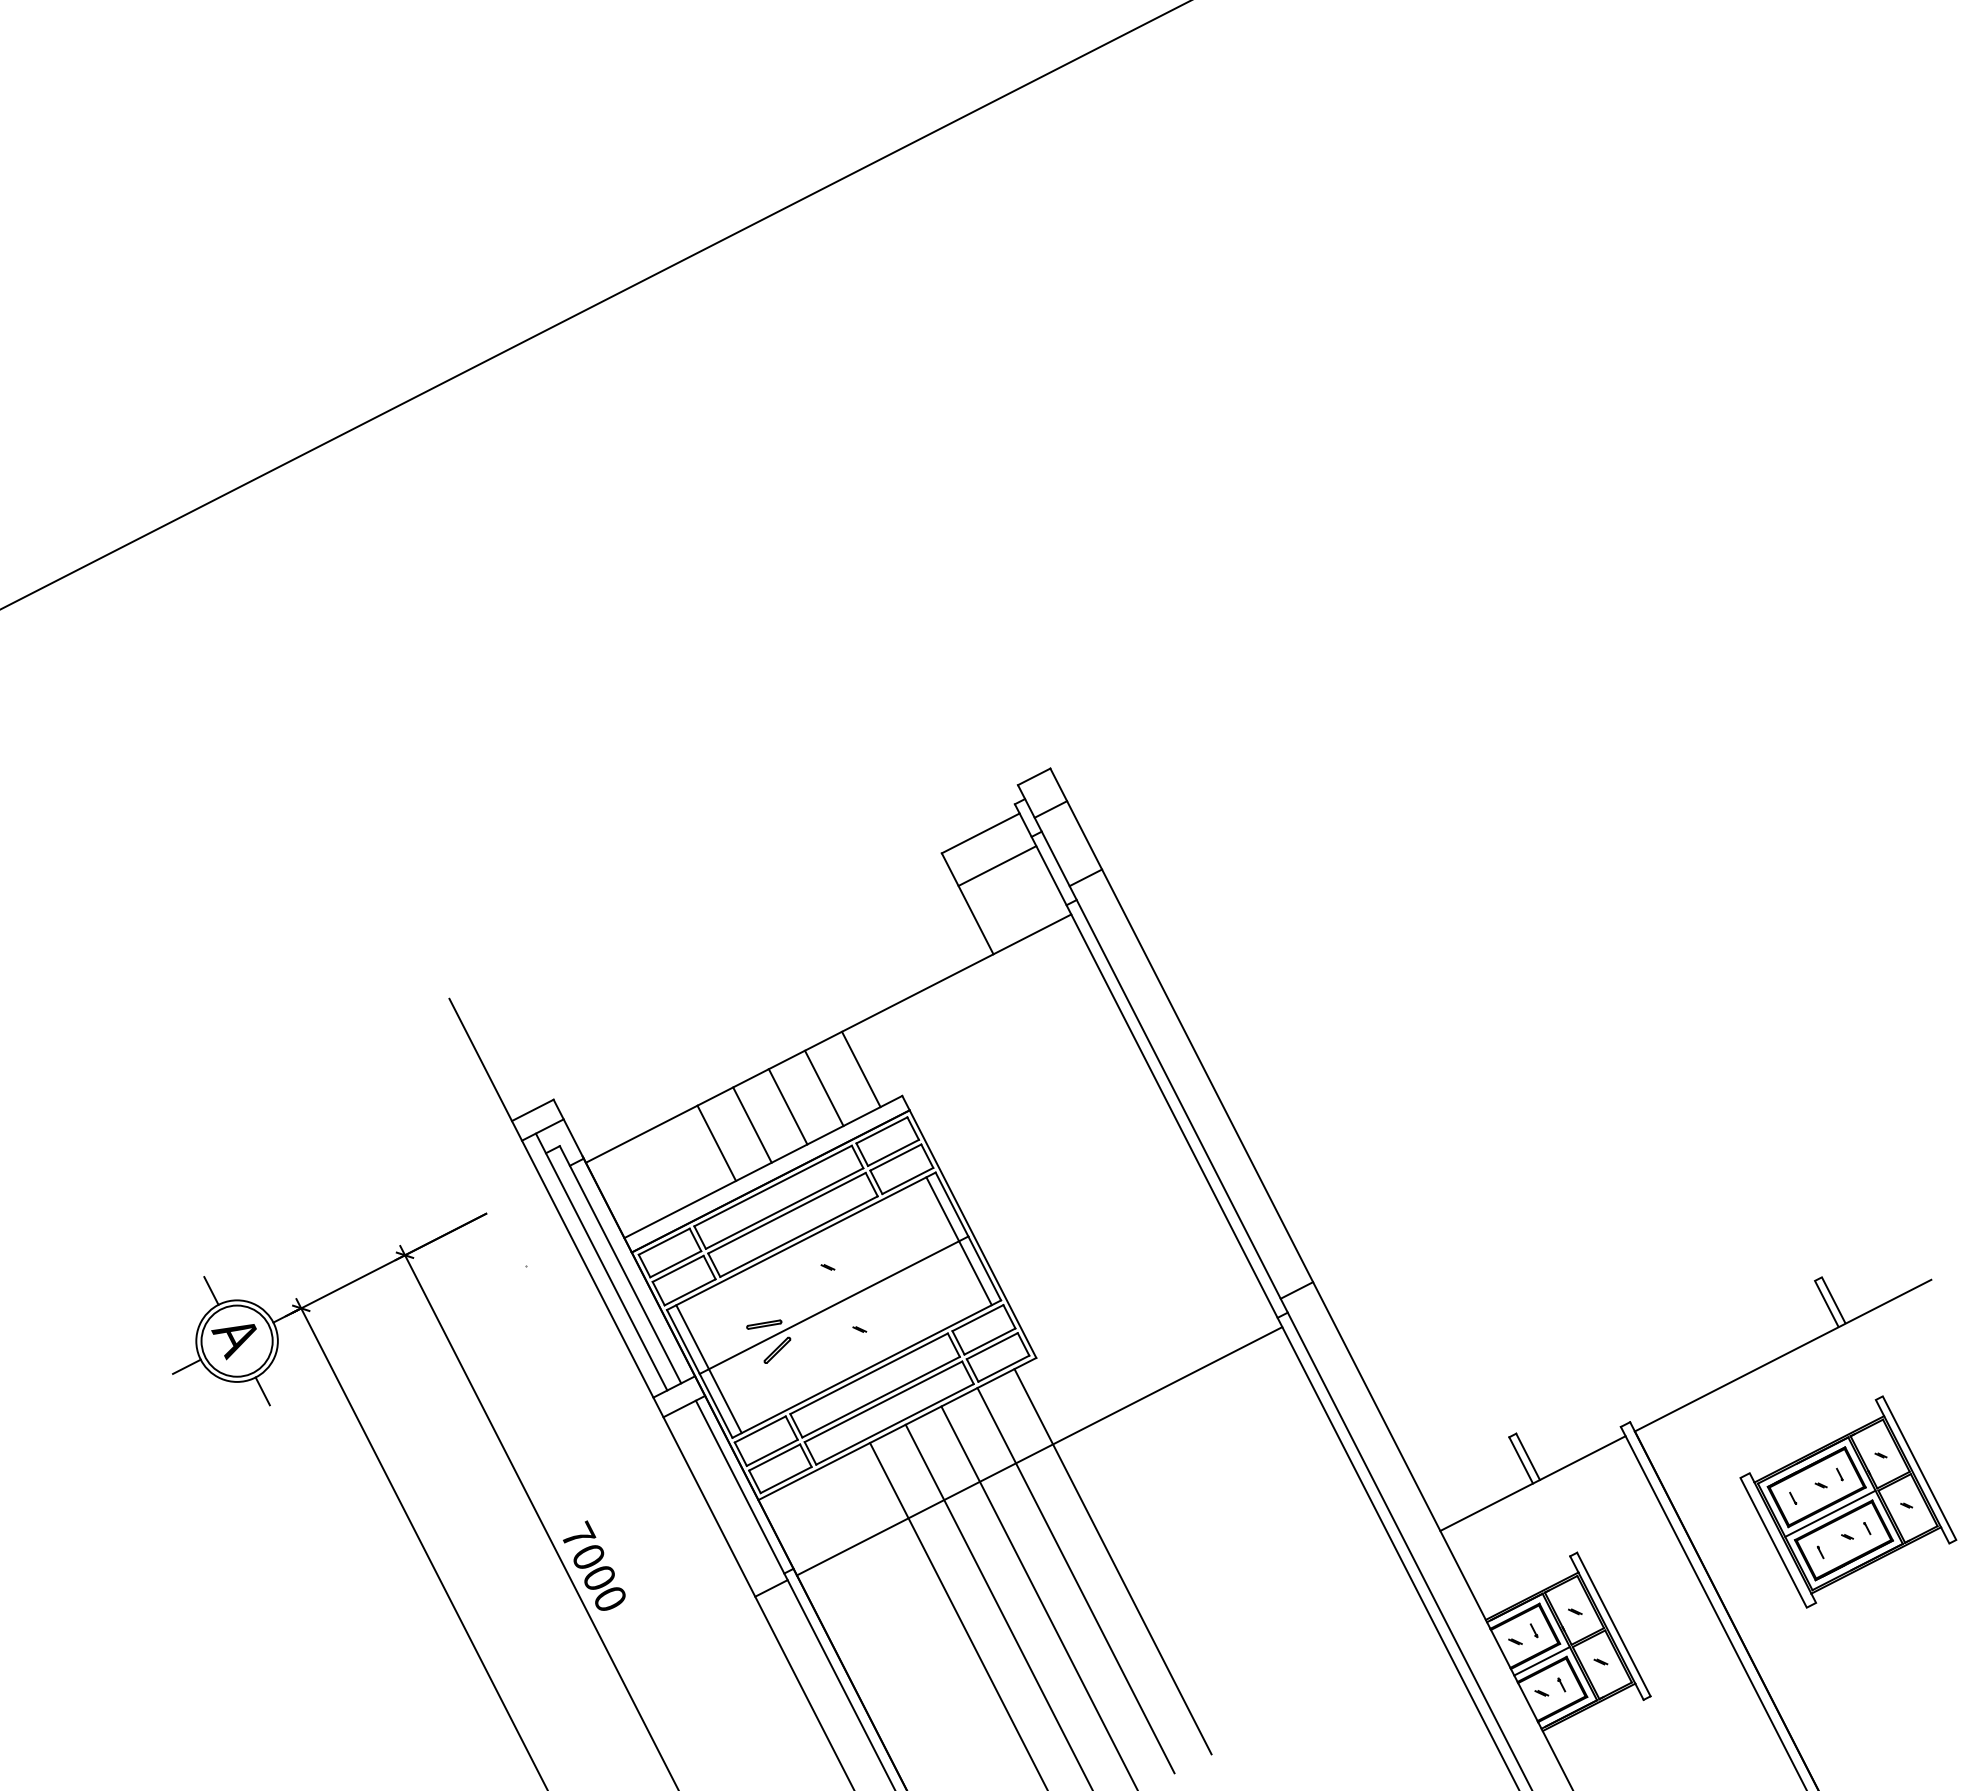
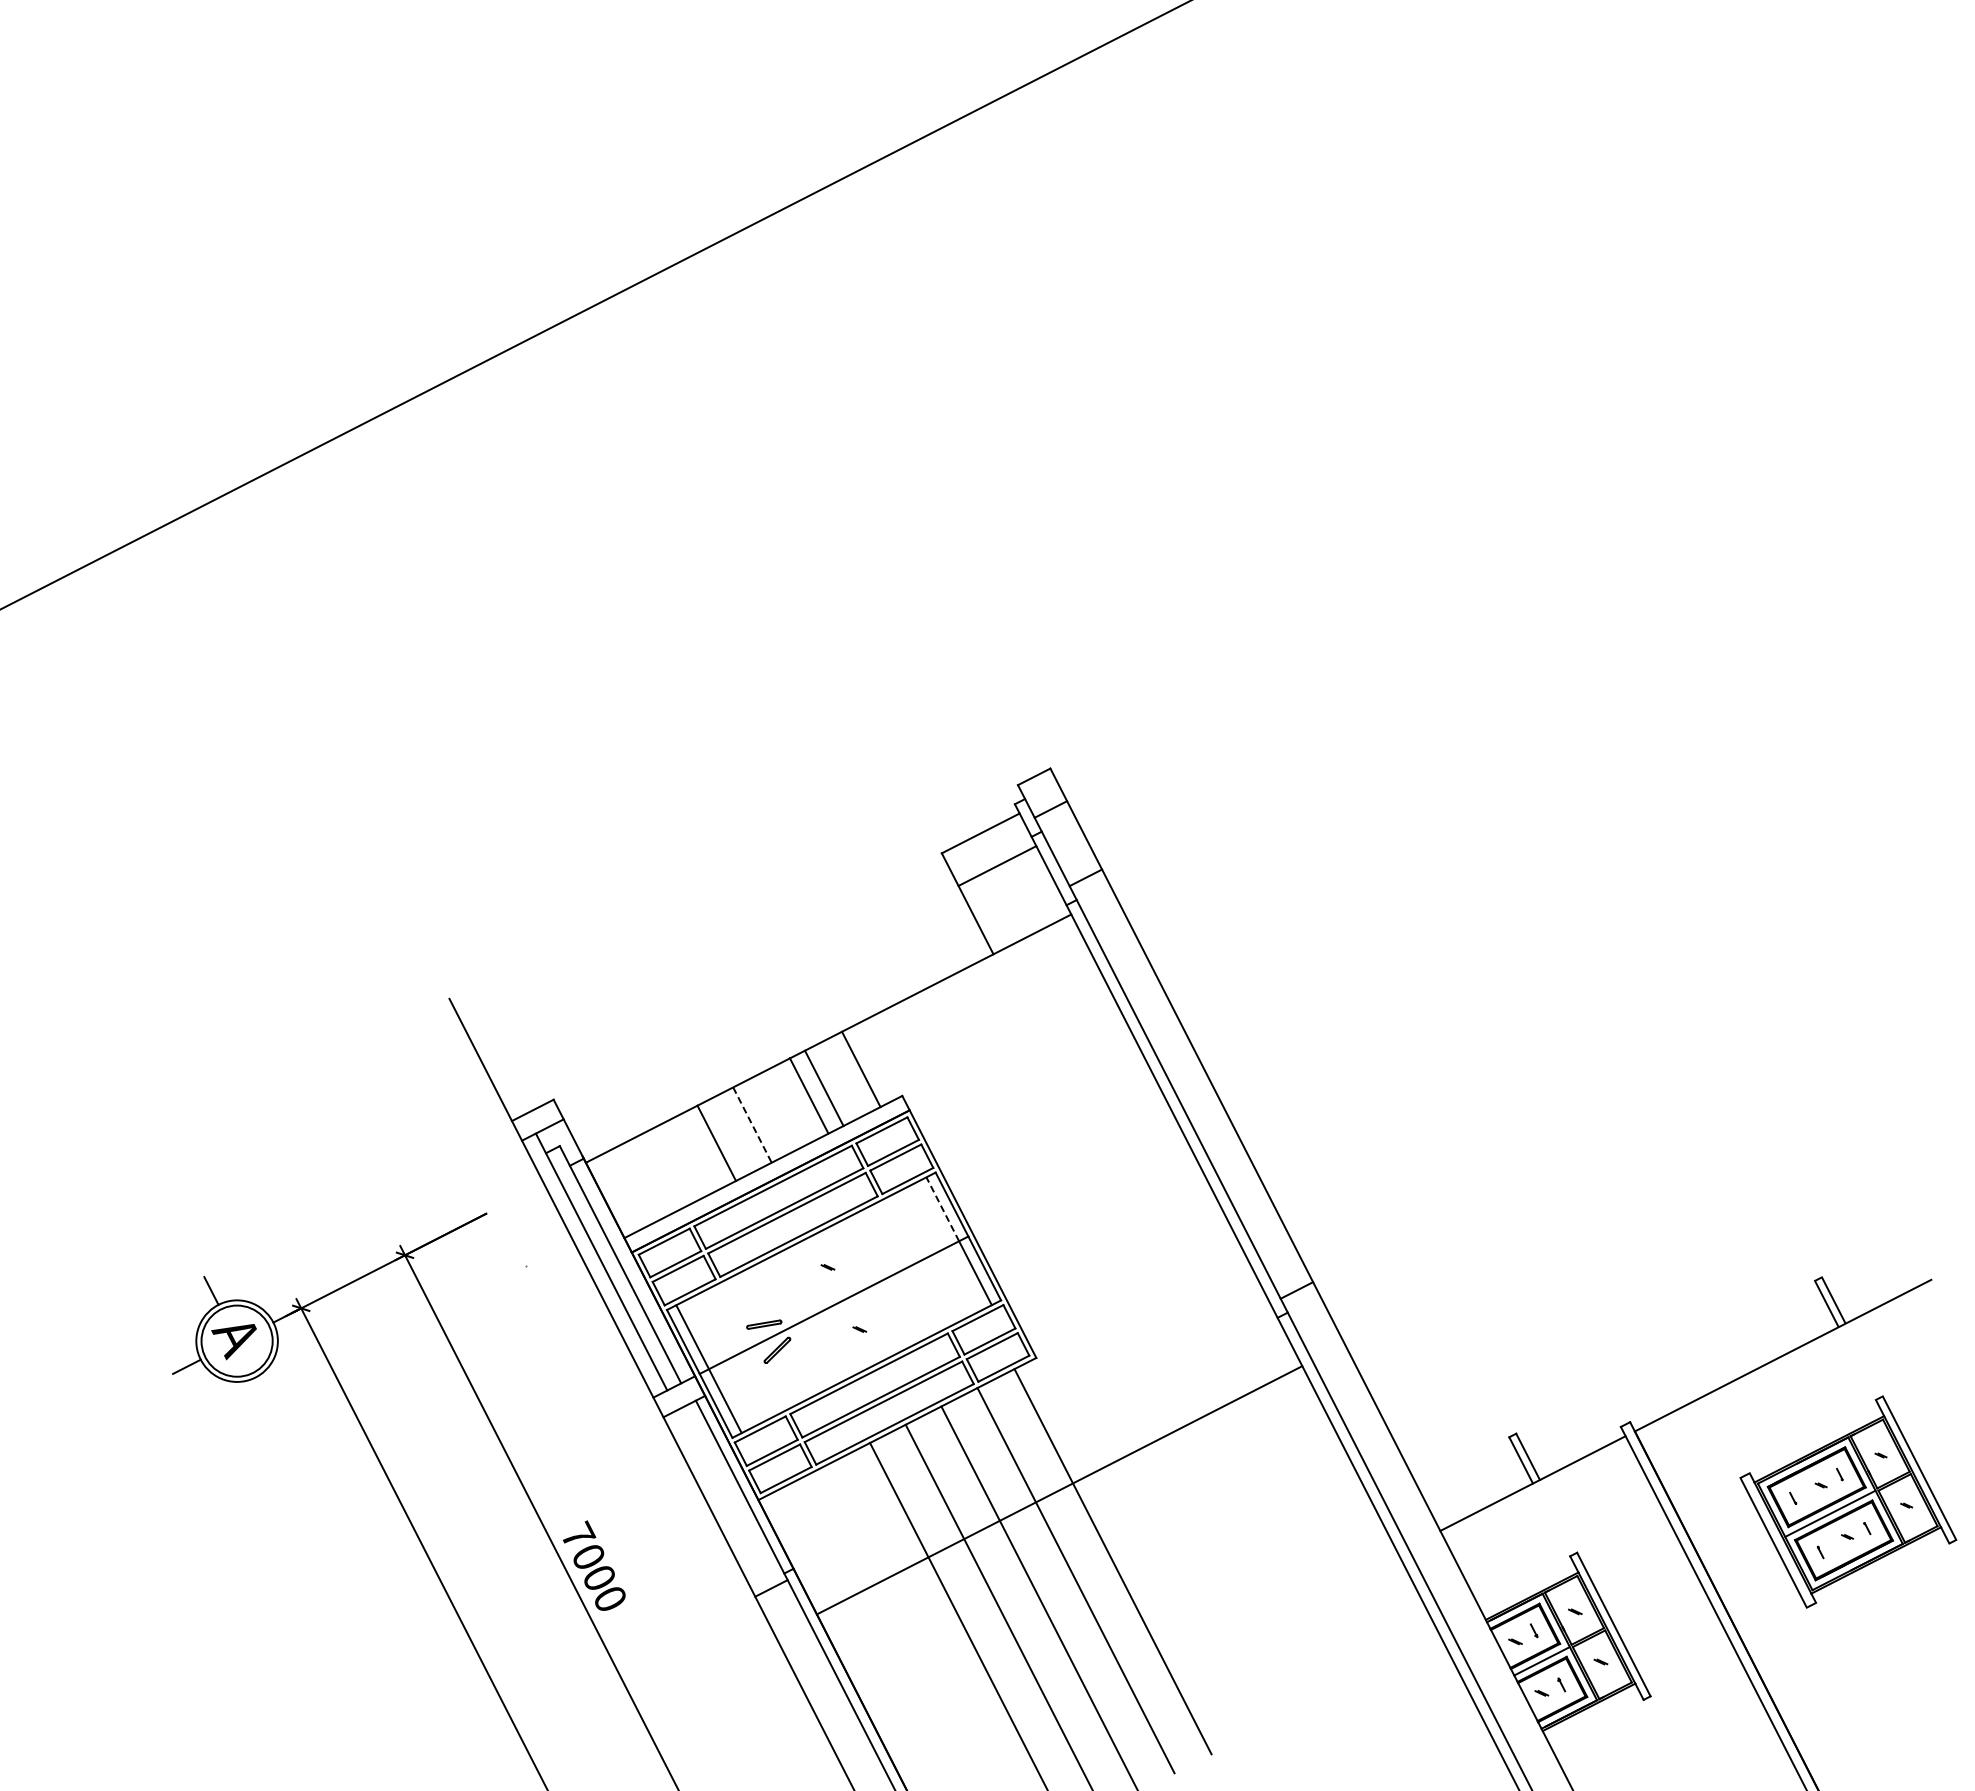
line position: (787, 1106) -> (808, 1095) (808, 1095)
line: solid -> dashed (752, 1125)
line: solid -> dashed (942, 1209)
line: present -> none (262, 1391)
line position: (1039, 1451) -> (1059, 1490) (1059, 1490)
